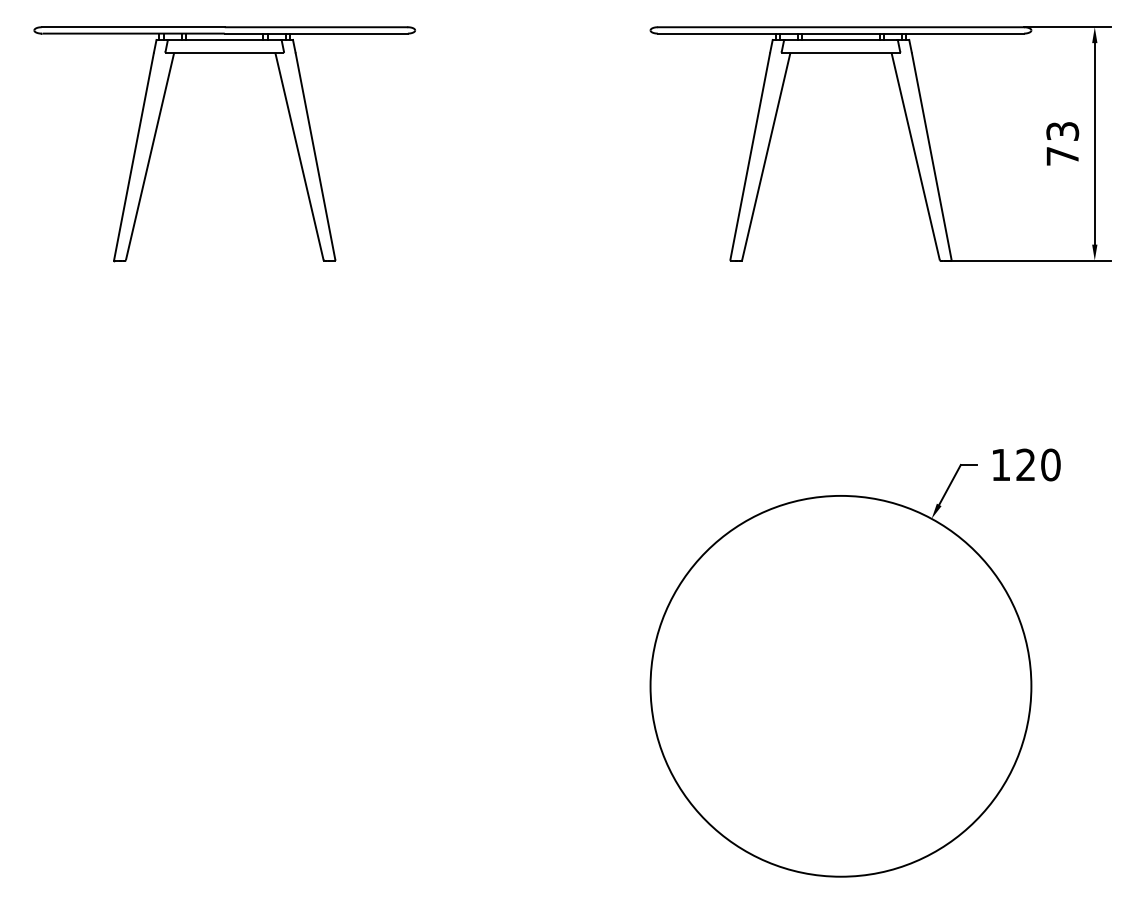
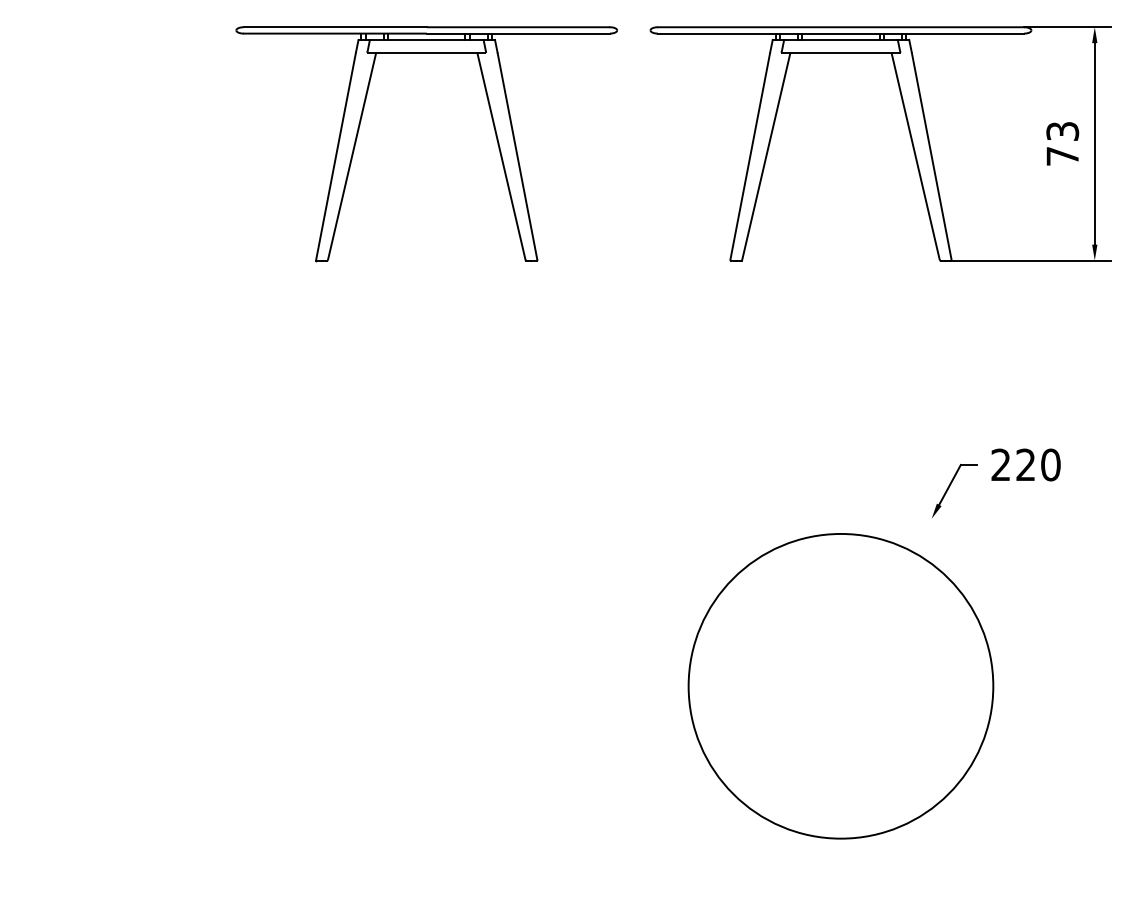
part position: (157, 129) -> (359, 129) (359, 129)
text: 120 -> 220 (1000, 464)
circle diameter: 381 px -> 305 px (840, 685)
